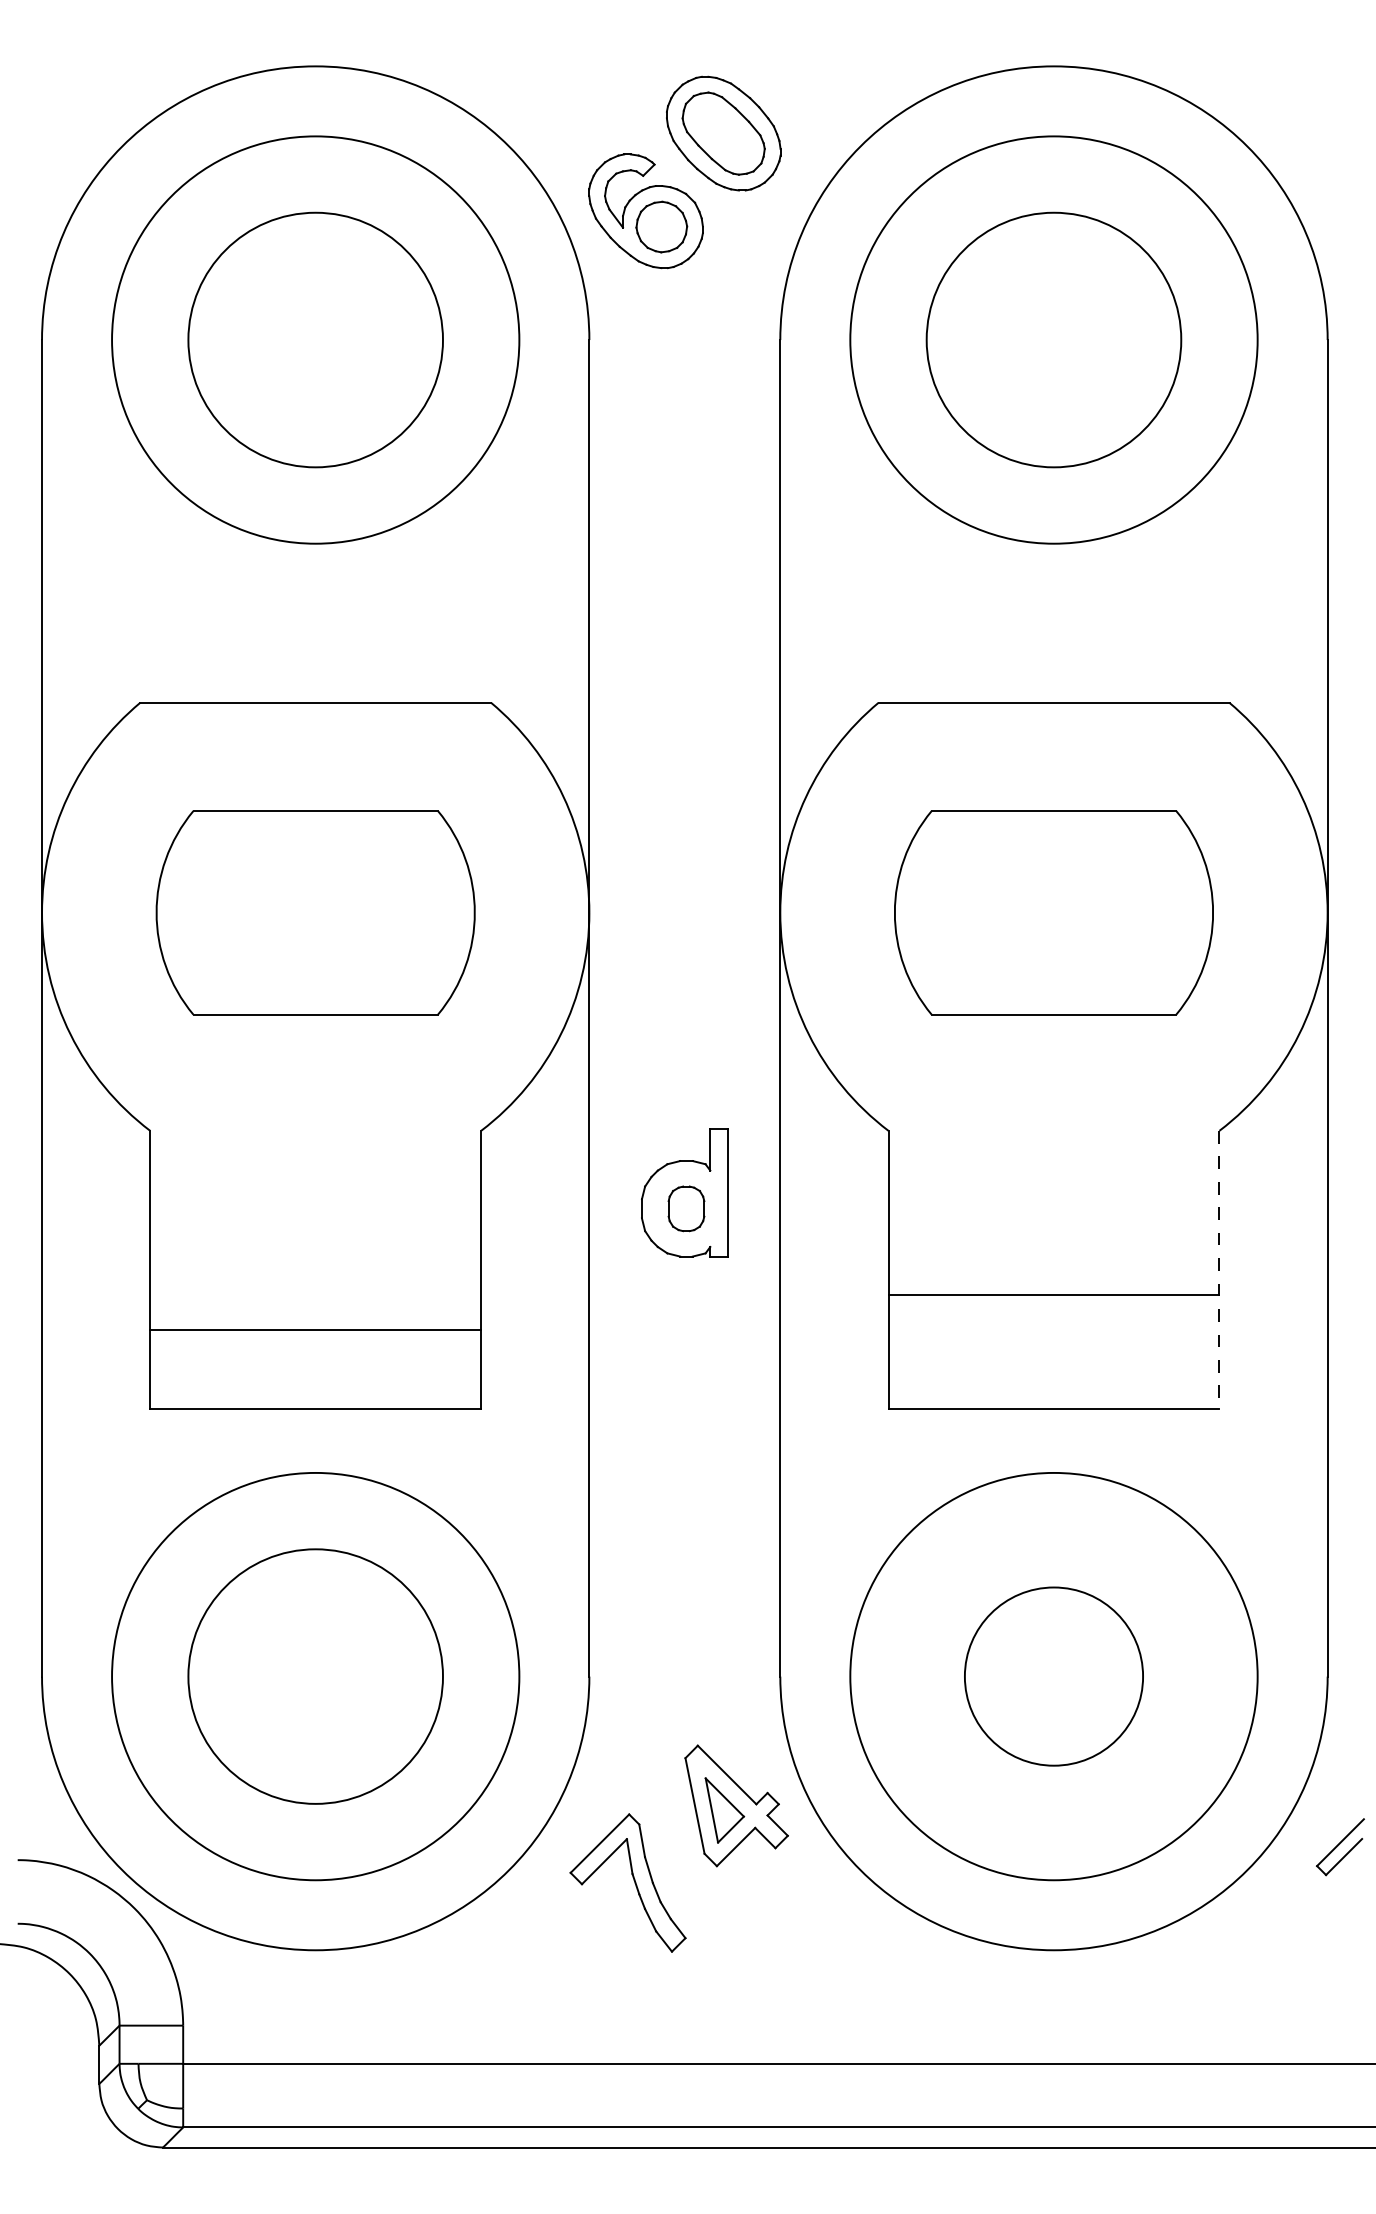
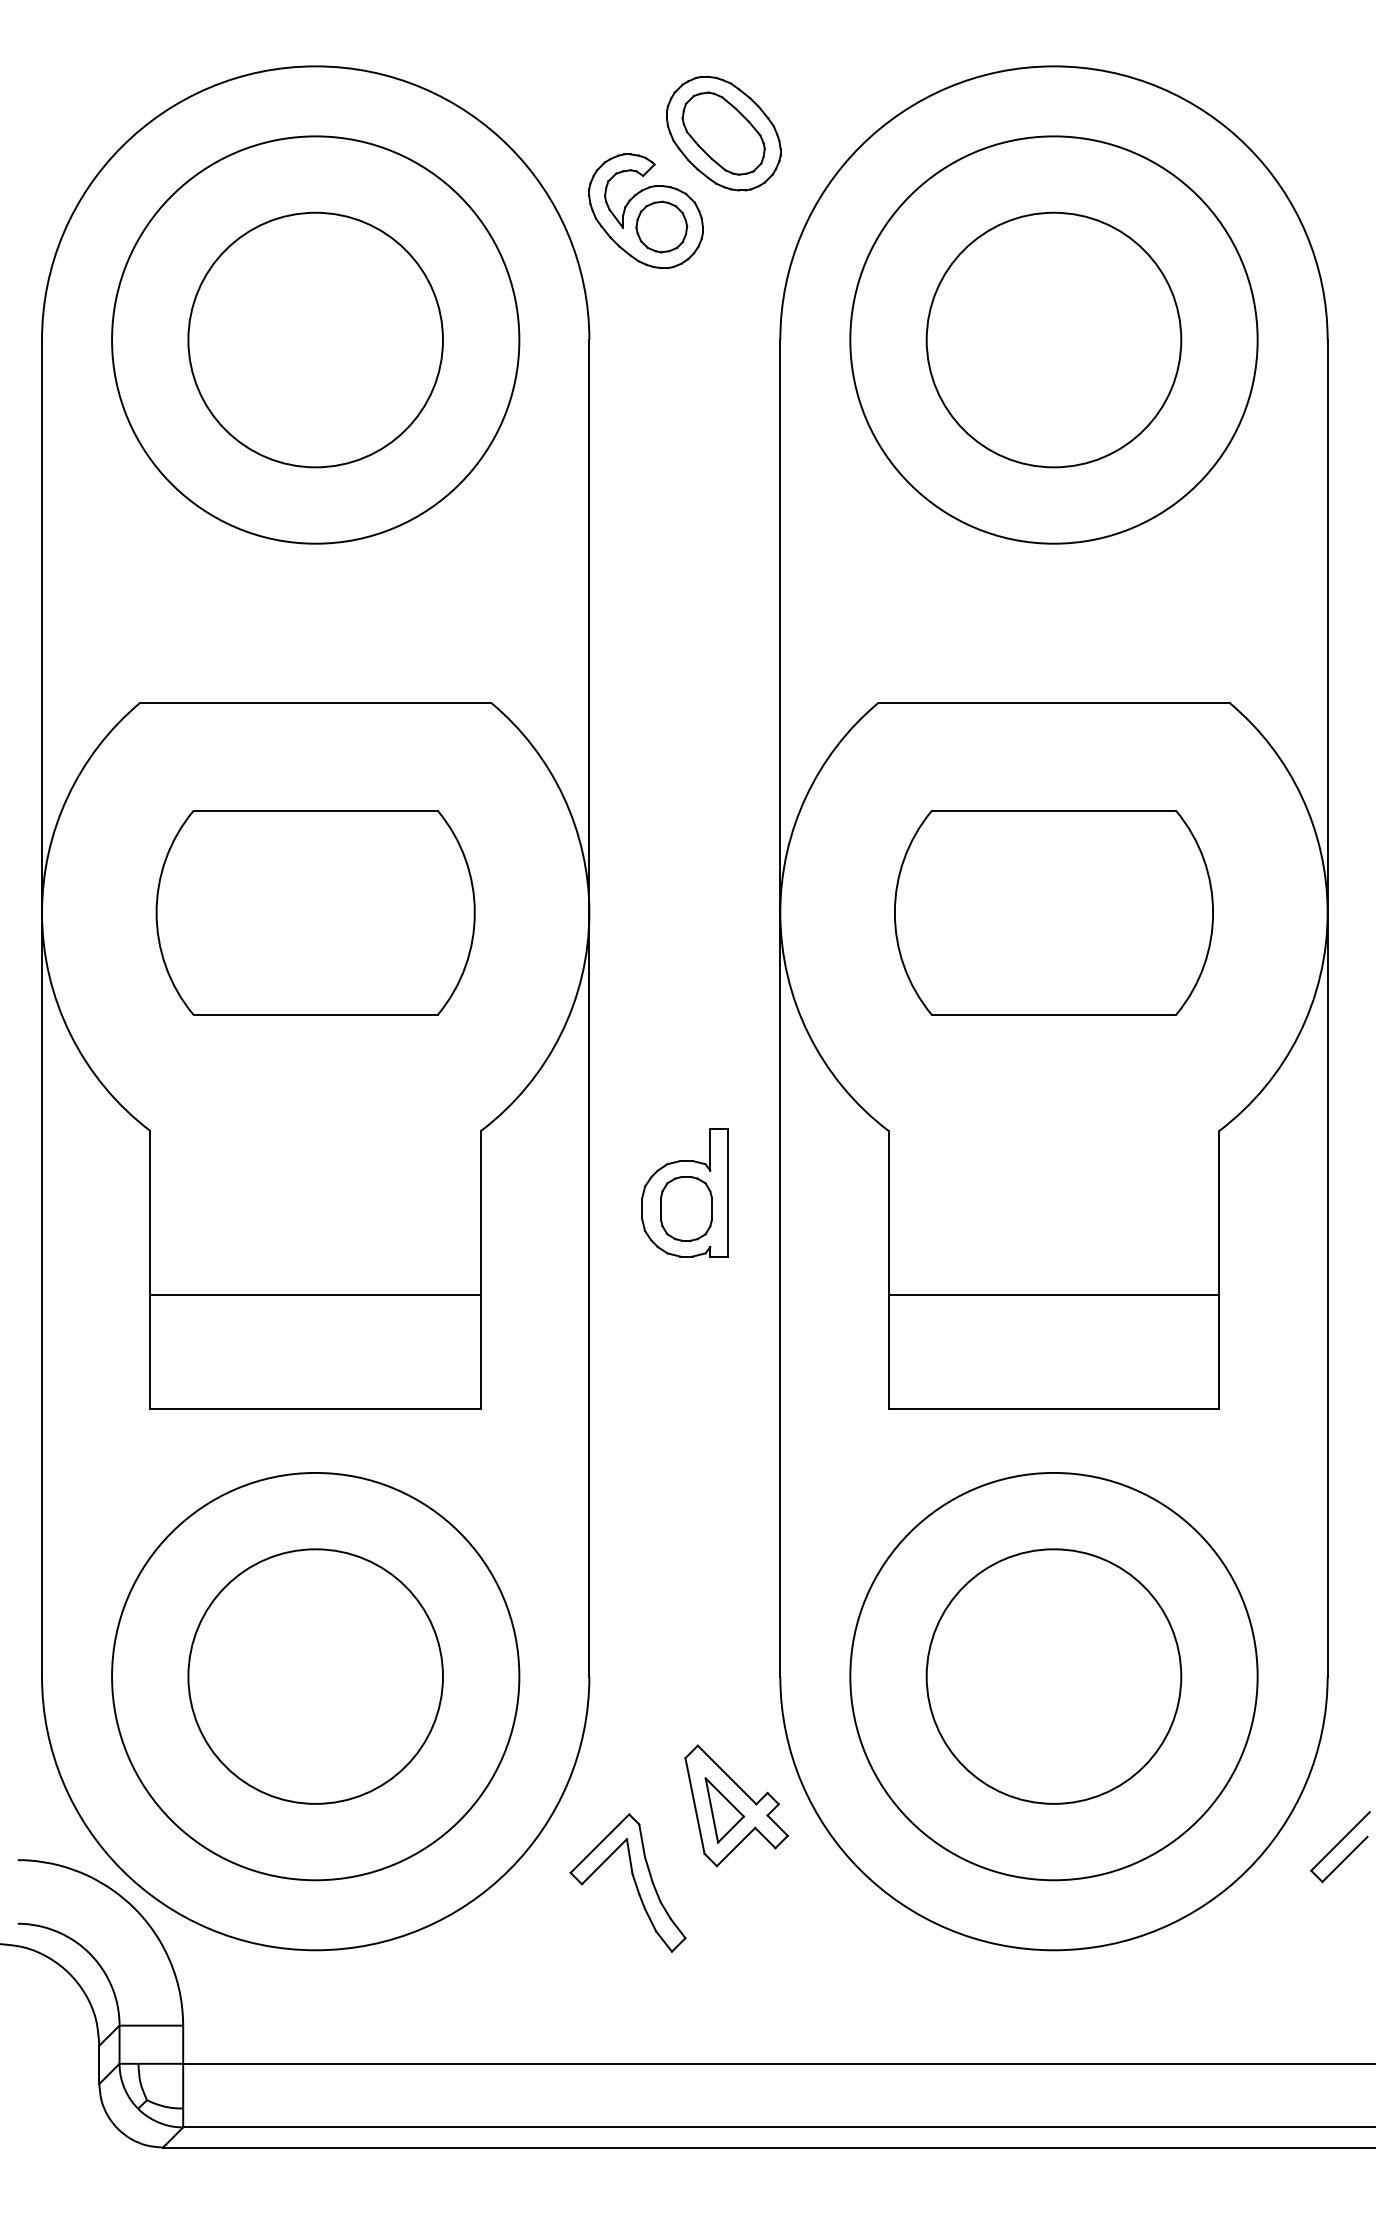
part size: 39x48 px -> 53x66 px (686, 1208)
line: dashed -> solid (1219, 1270)
line position: (315, 1329) -> (315, 1294) (315, 1294)
circle diameter: 178 px -> 255 px (1053, 1676)
part size: 49x59 px -> 61x73 px (1340, 1847)
